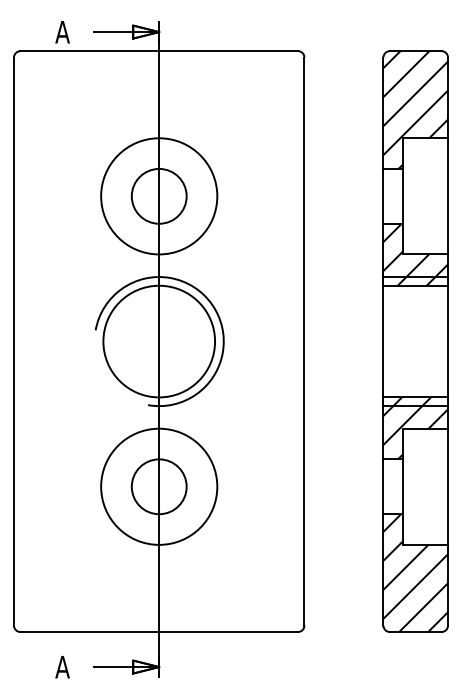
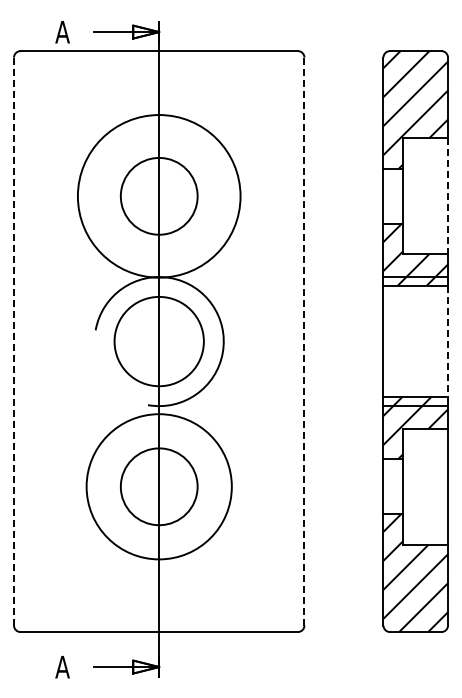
circle diameter: 55 px -> 77 px (158, 195)
circle diameter: 116 px -> 163 px (158, 196)
line: solid -> dashed (447, 196)
line: solid -> dashed (14, 341)
circle diameter: 112 px -> 89 px (158, 341)
line: solid -> dashed (304, 341)
line: solid -> dashed (447, 341)
circle diameter: 55 px -> 77 px (158, 486)
circle diameter: 116 px -> 145 px (158, 486)
